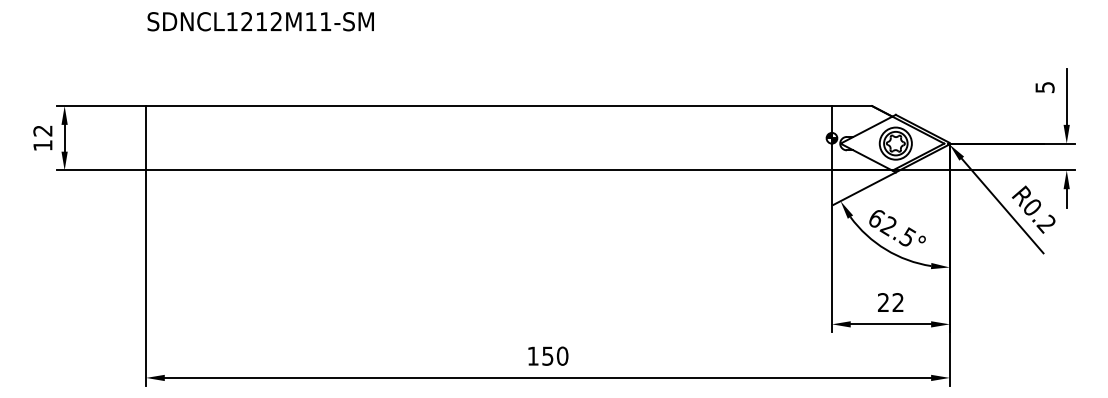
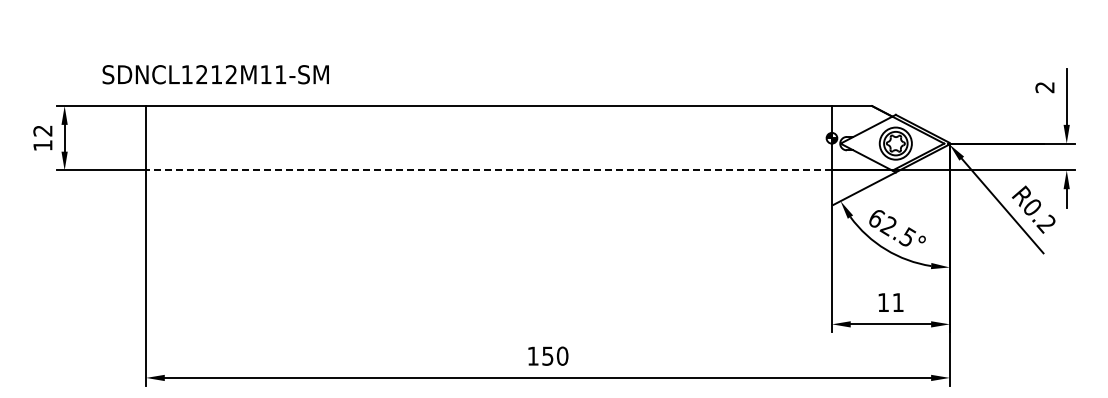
text position: (260, 21) -> (215, 74) (215, 74)
text: 5 -> 2 (1044, 87)
line: solid -> dashed (489, 170)
text: 22 -> 11 (890, 302)
